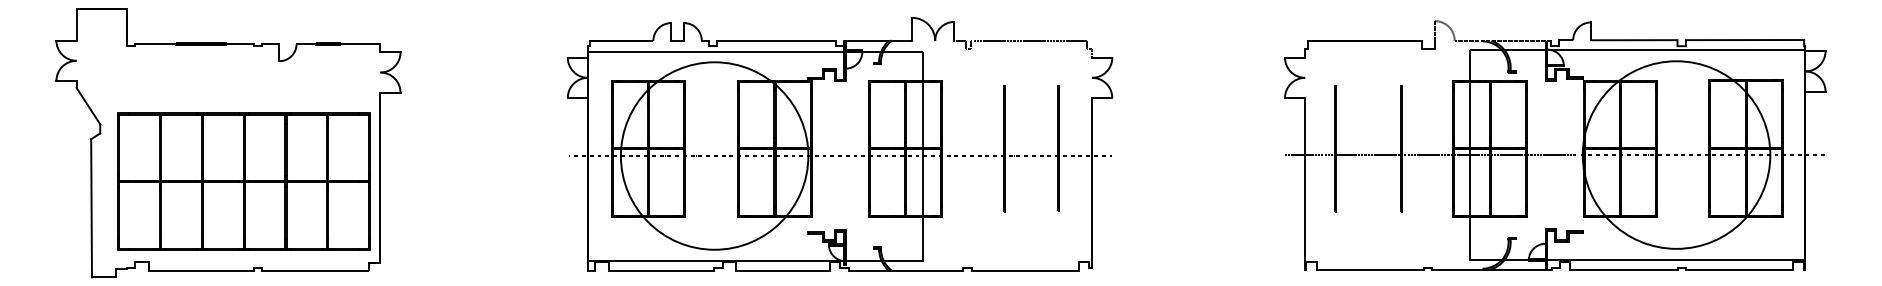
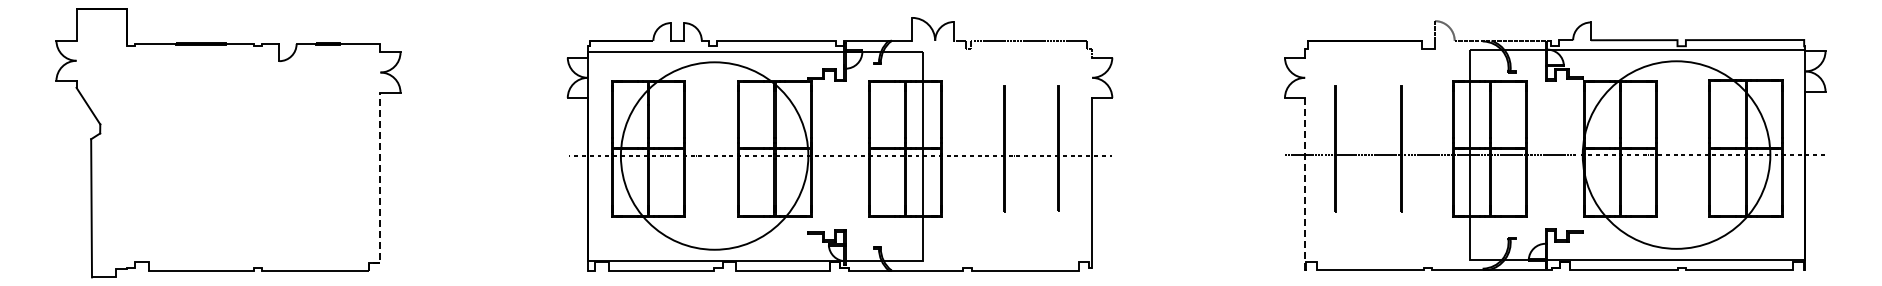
part: present -> none (243, 181)
line: solid -> dashed (1305, 183)
line: solid -> dashed (380, 188)
